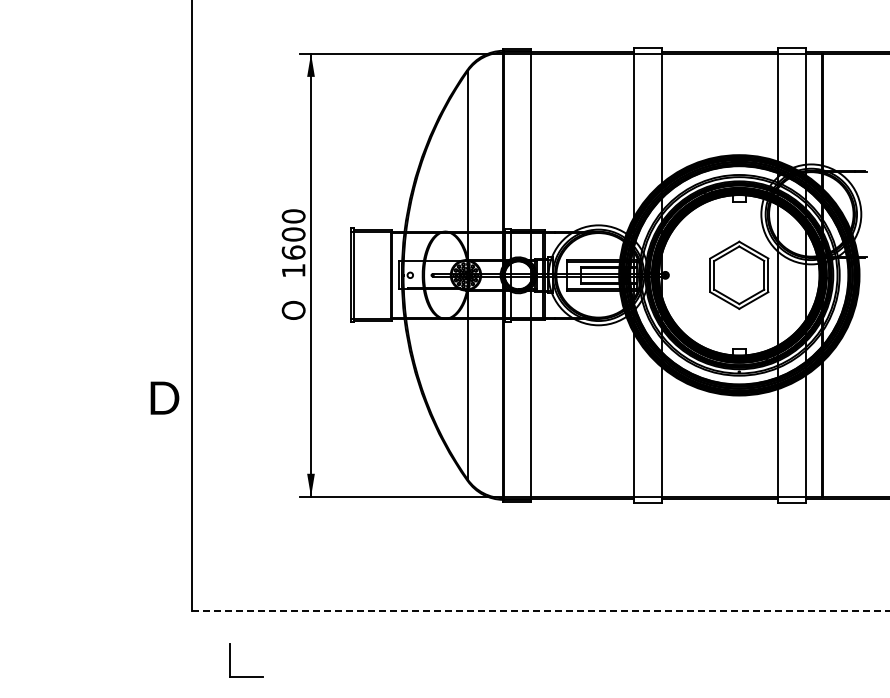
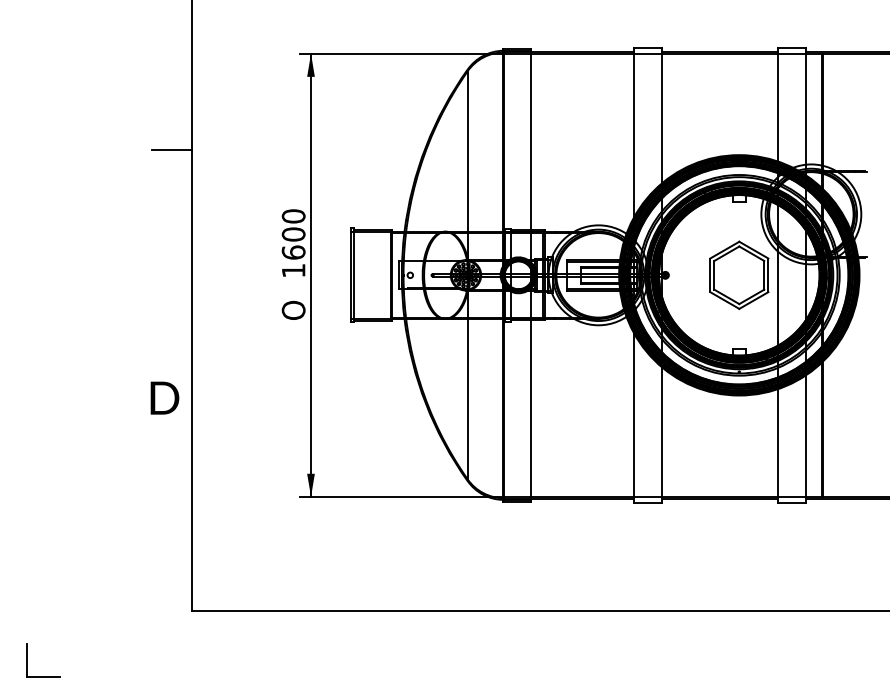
line: none -> present (171, 149)
line: dashed -> solid (540, 611)
part position: (230, 660) -> (27, 660) (27, 660)
